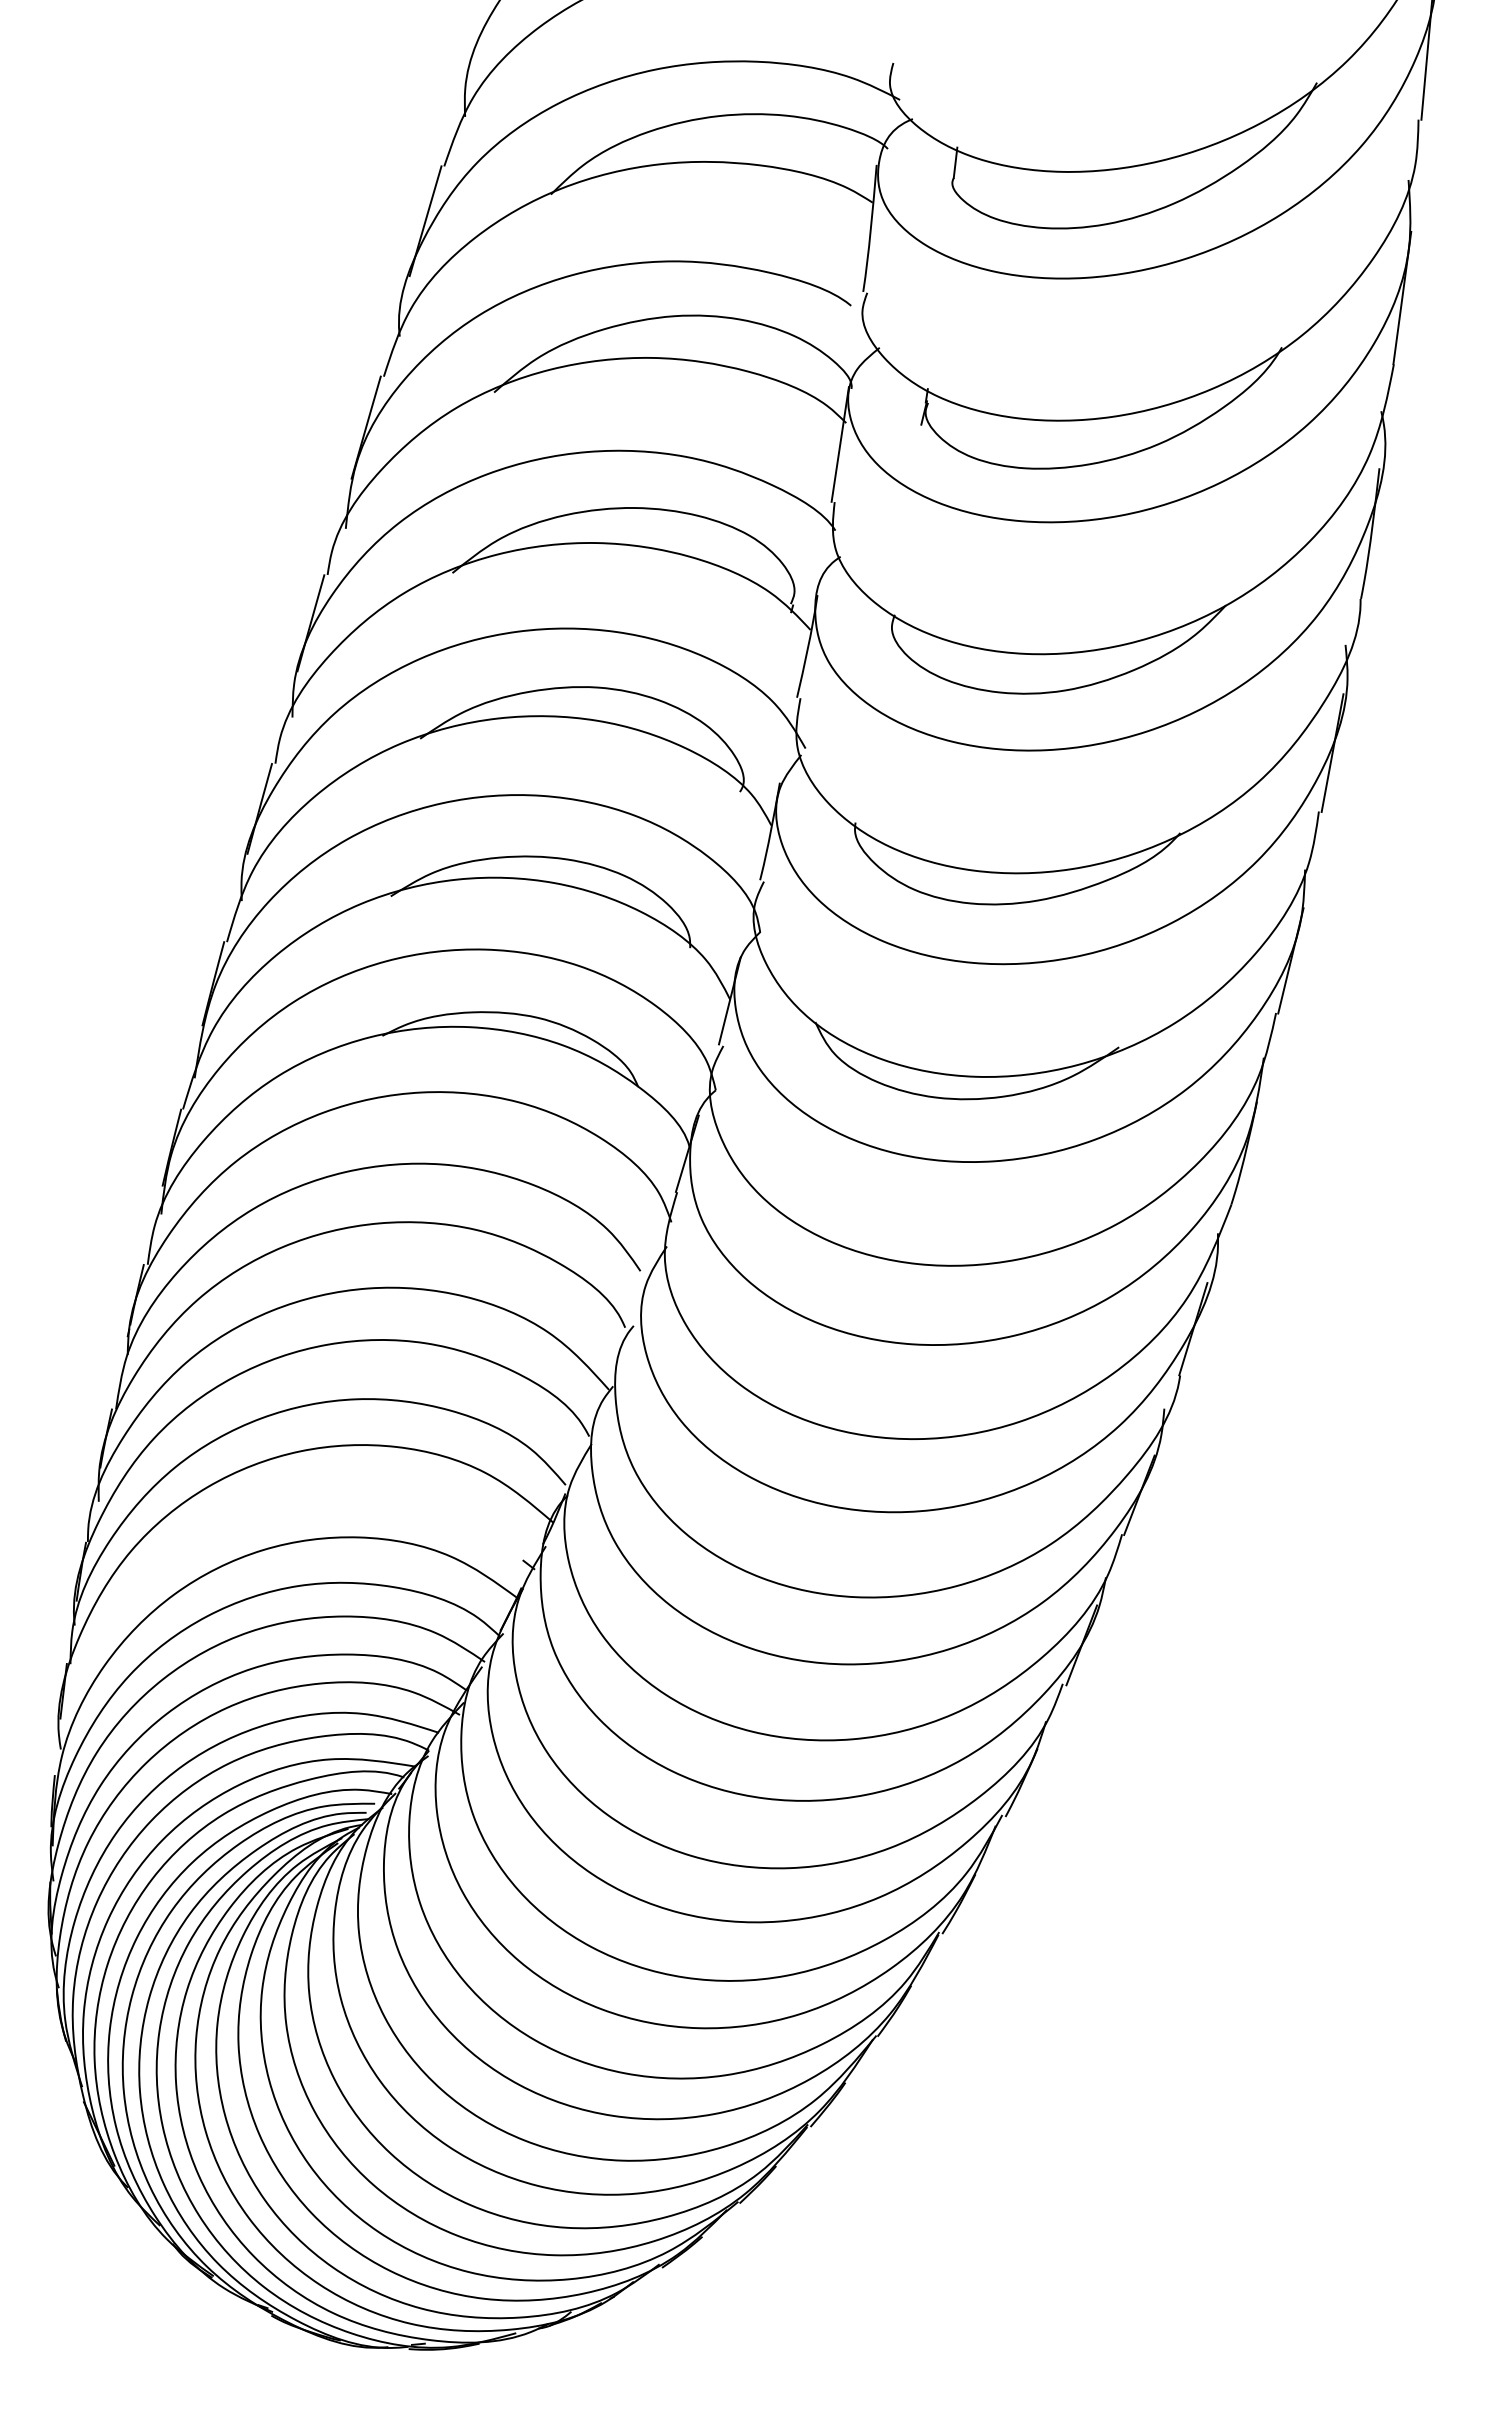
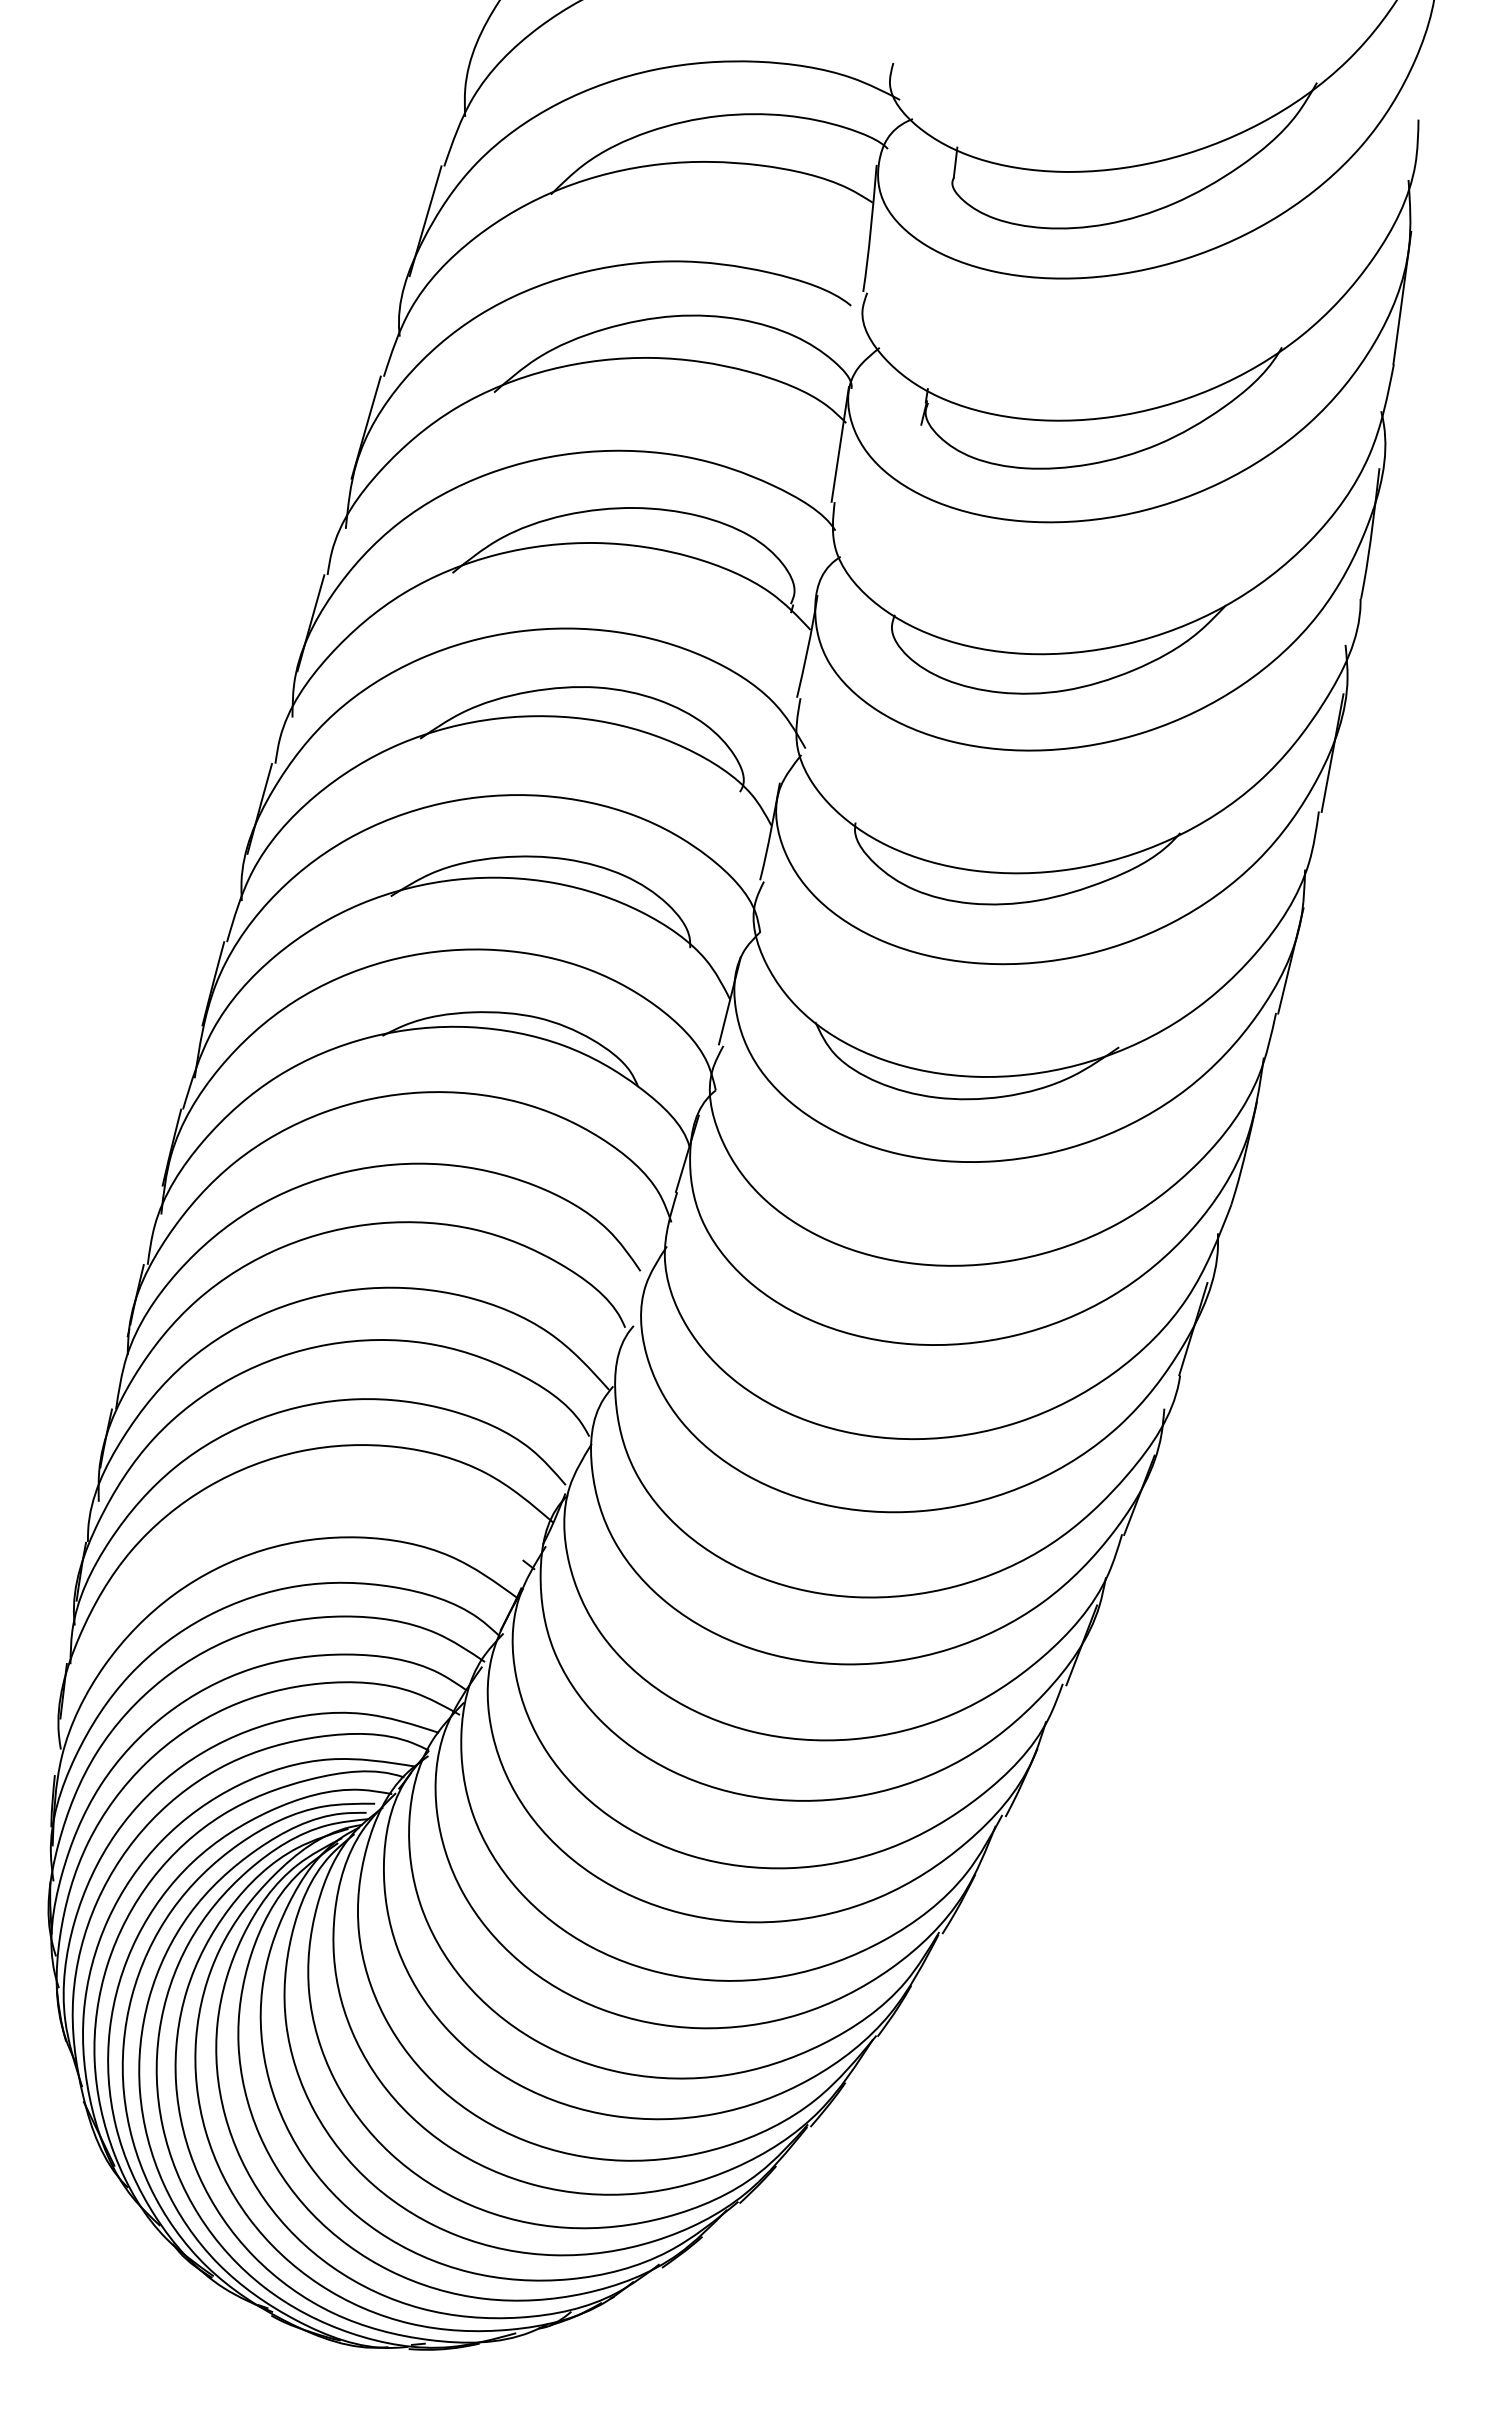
line: present -> none (1426, 60)
